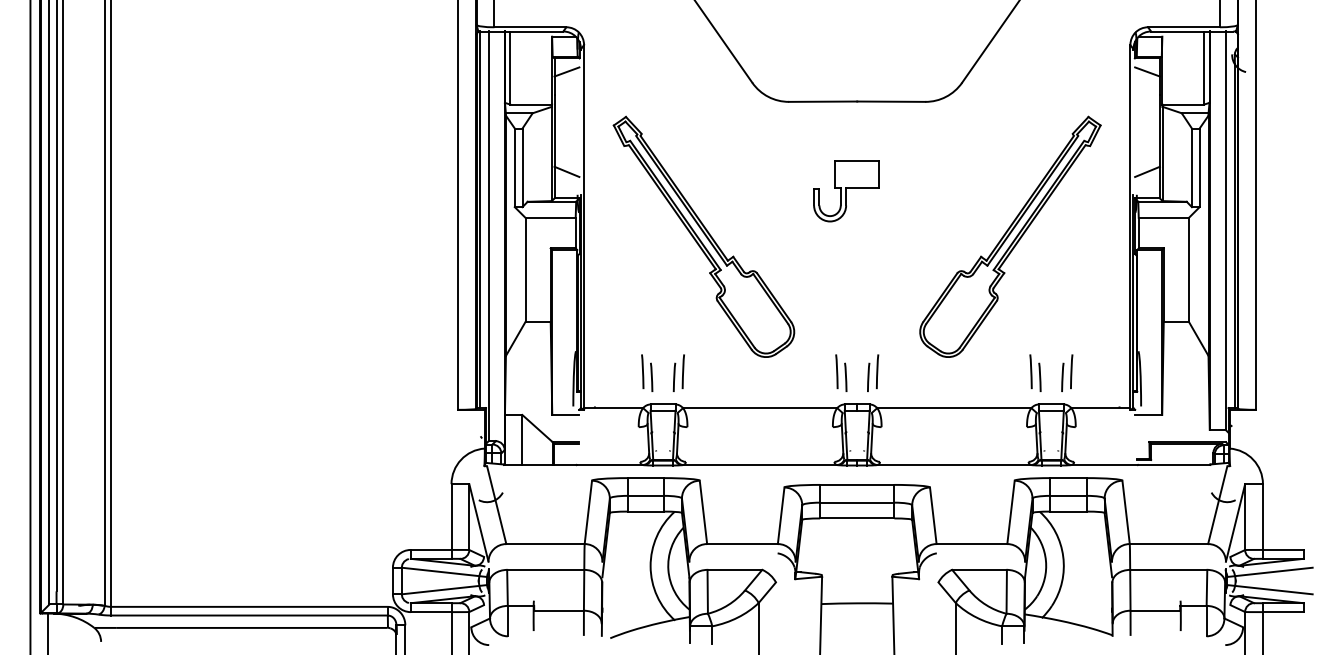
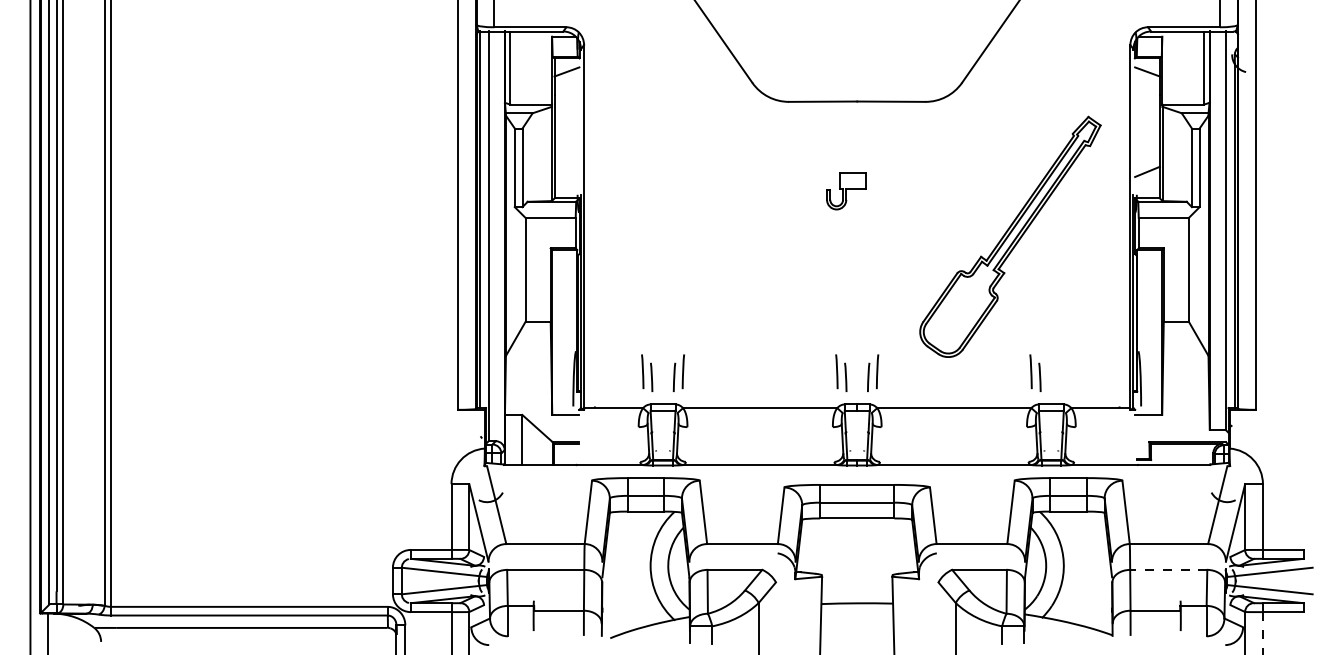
line: present -> none (566, 171)
part size: 67x63 px -> 41x39 px (846, 191)
part: present -> none (703, 236)
part: present -> none (1067, 372)
line: solid -> dashed (1168, 569)
line: solid -> dashed (1262, 633)
